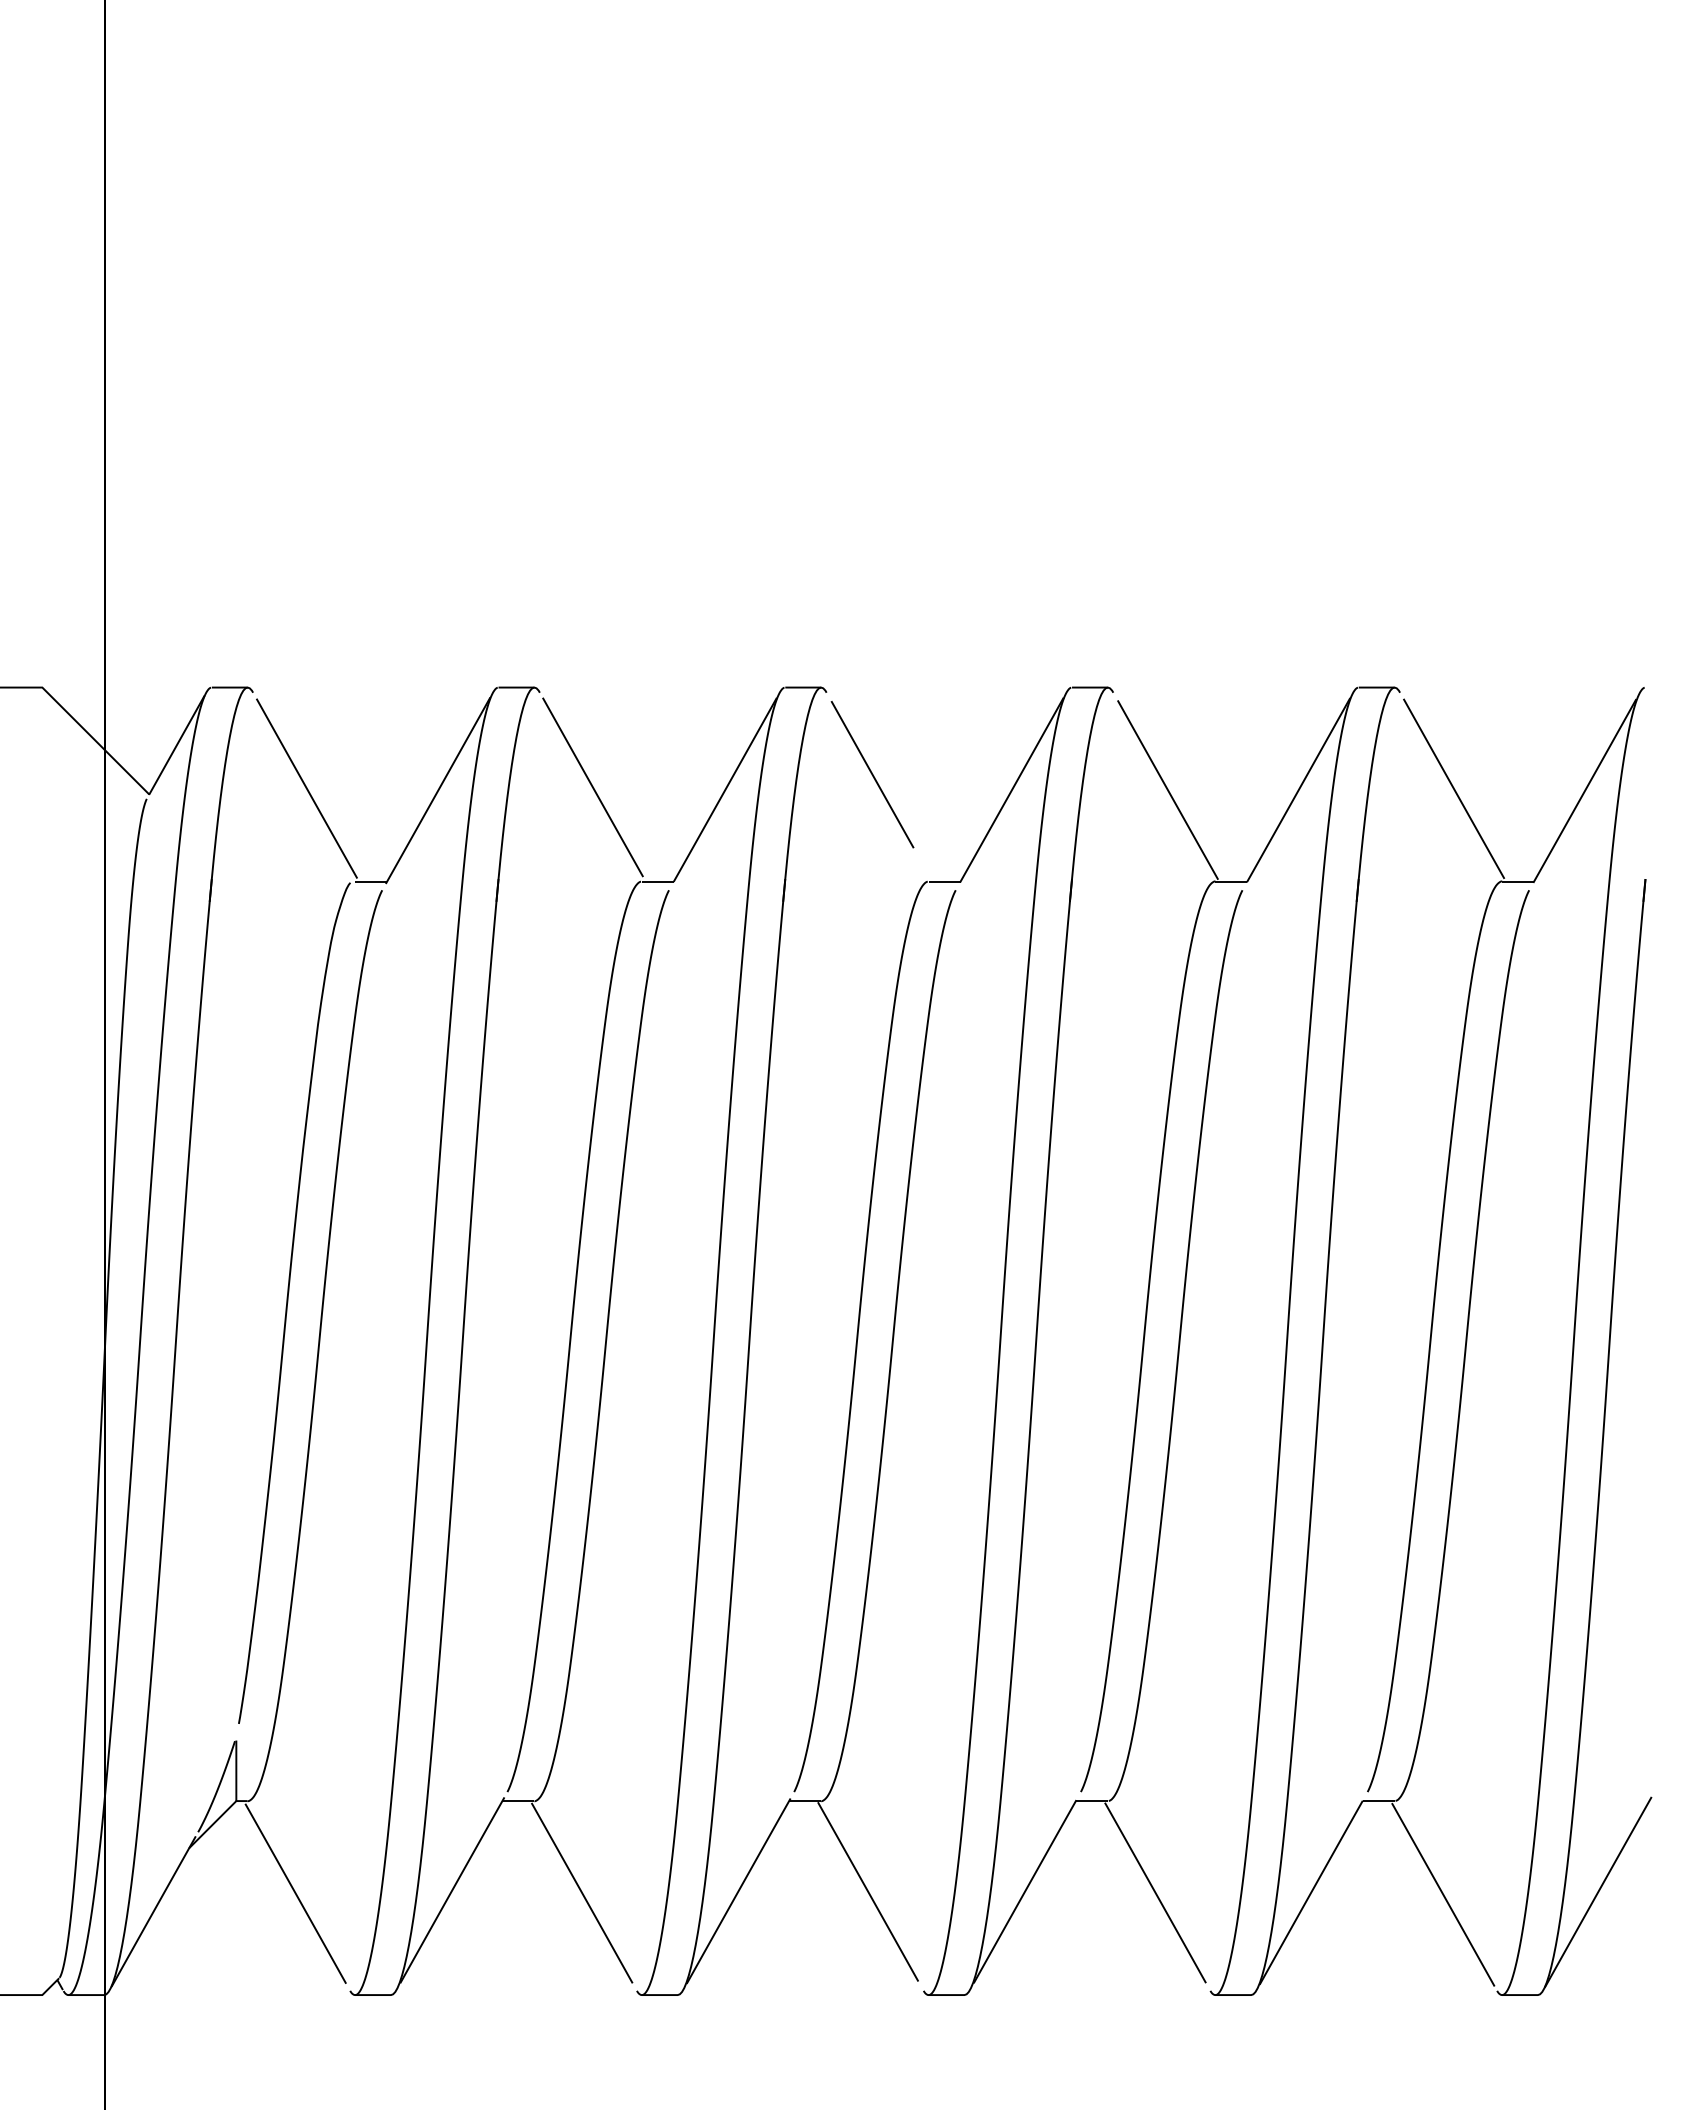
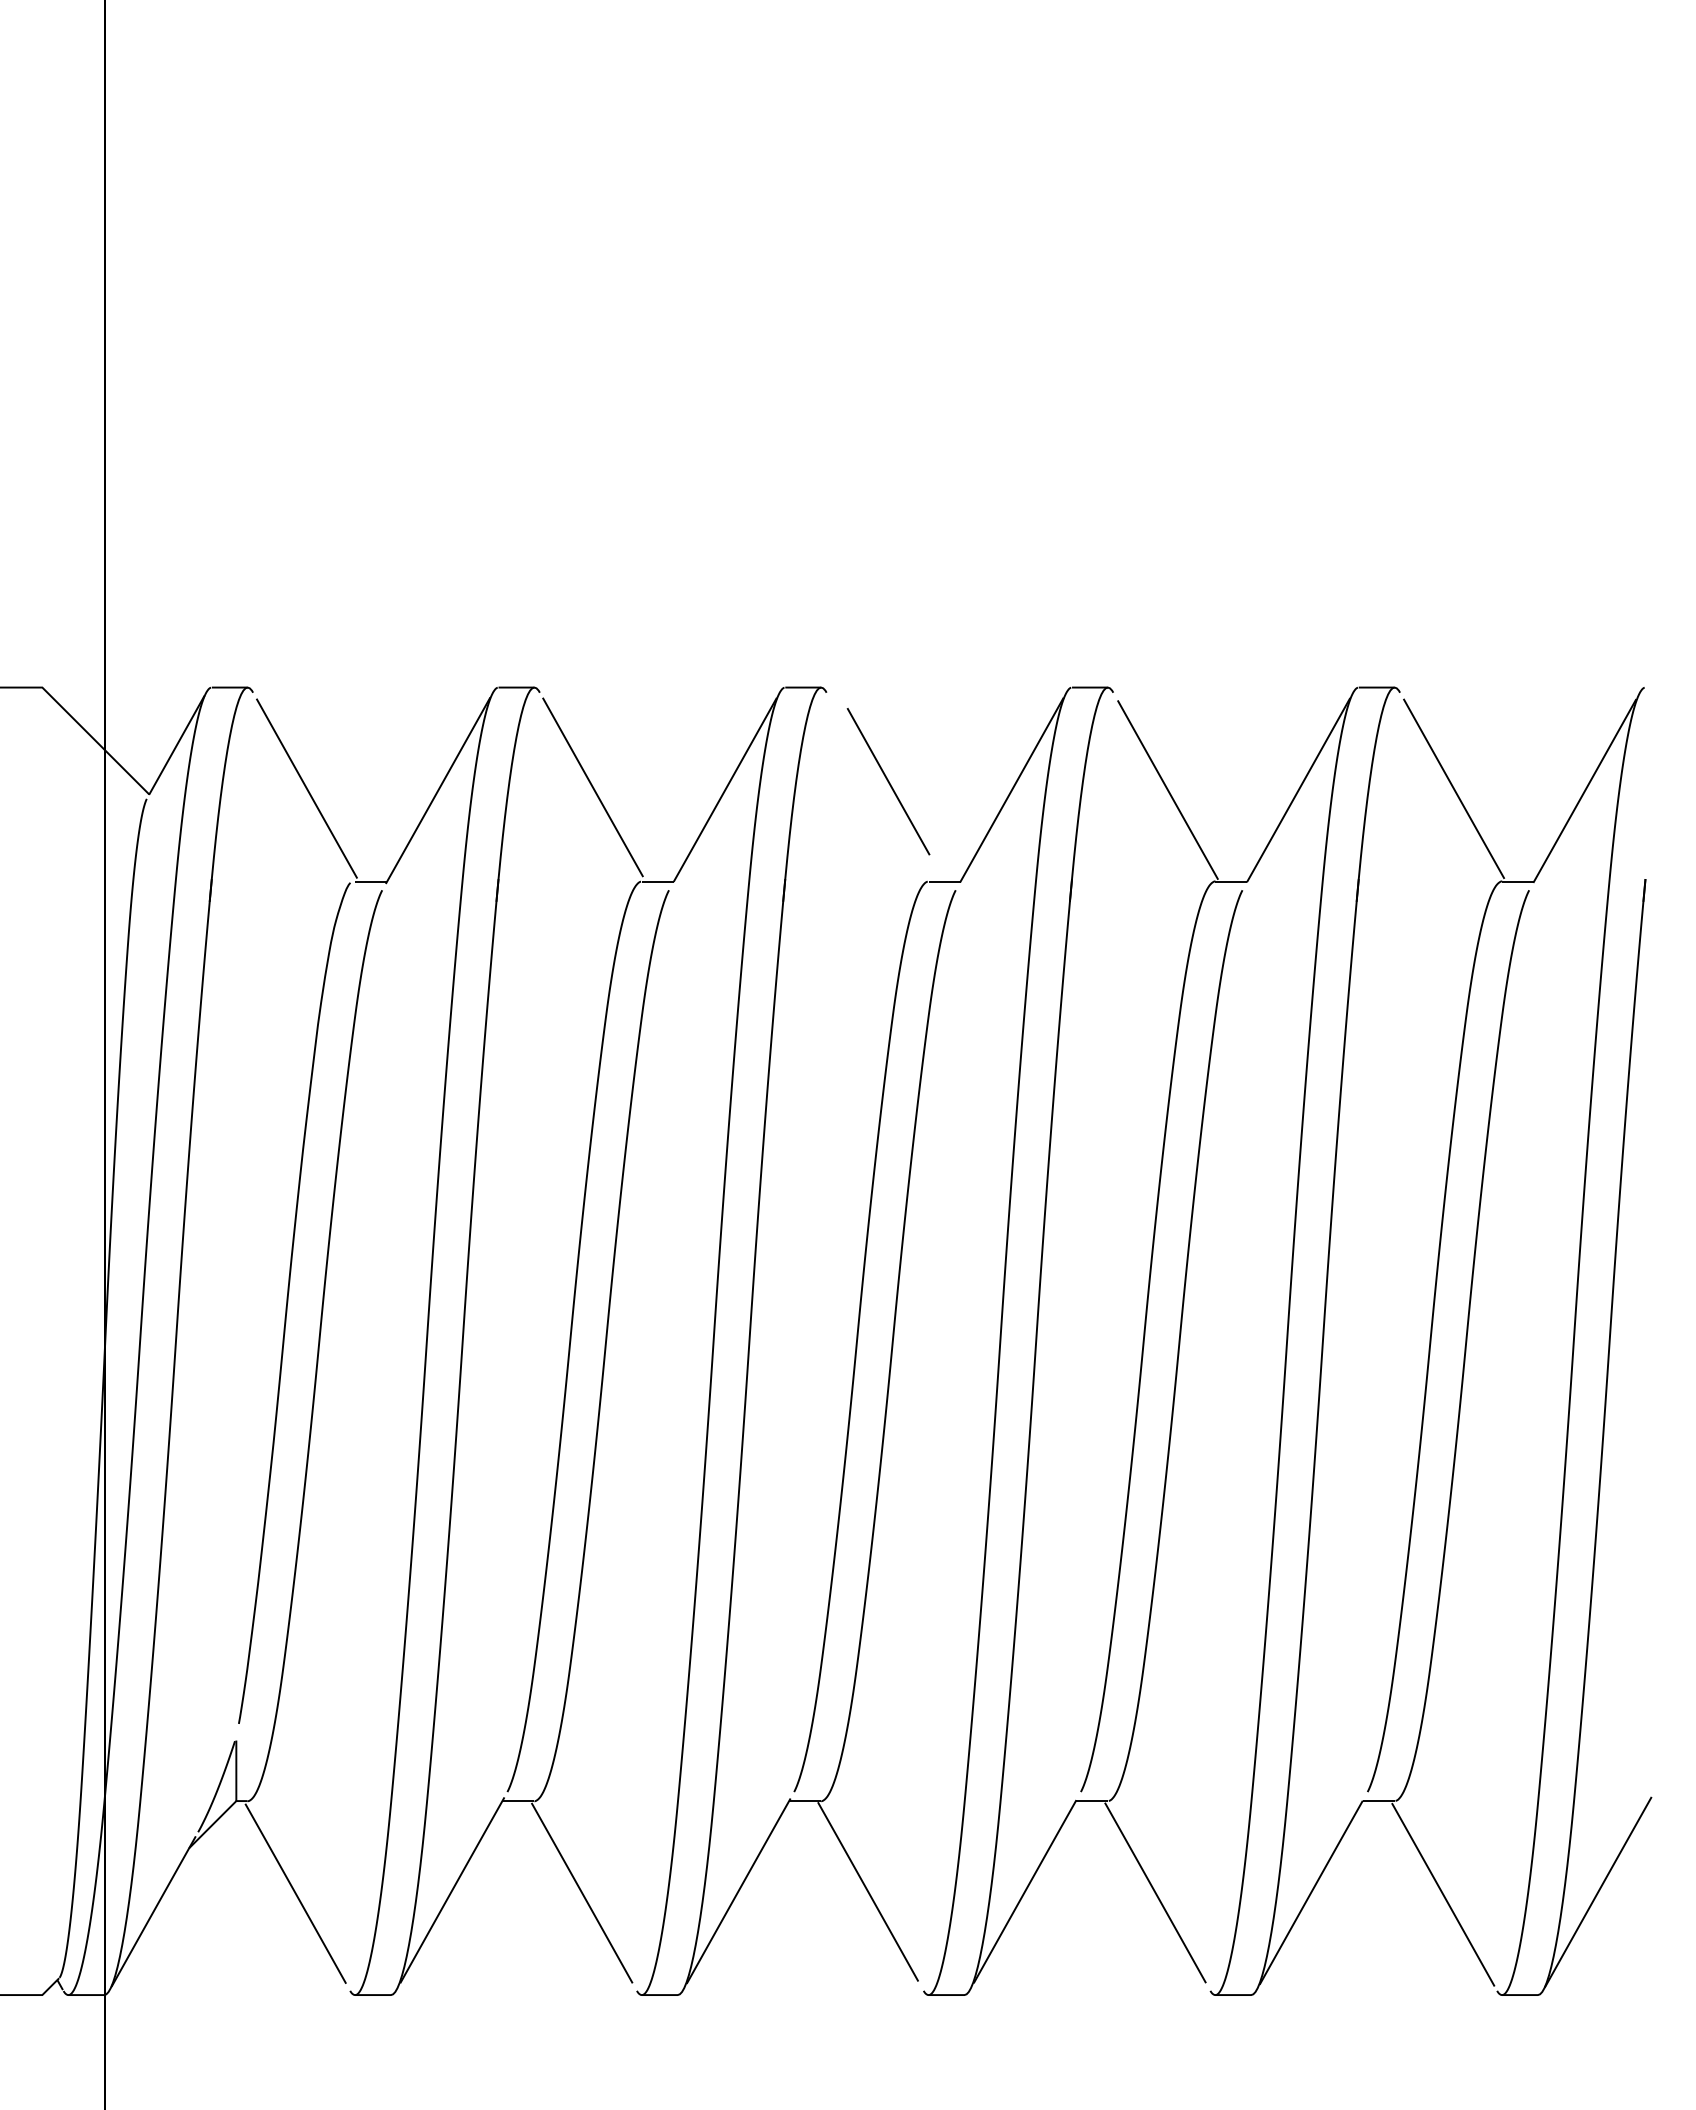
line position: (872, 774) -> (888, 781) (888, 781)
